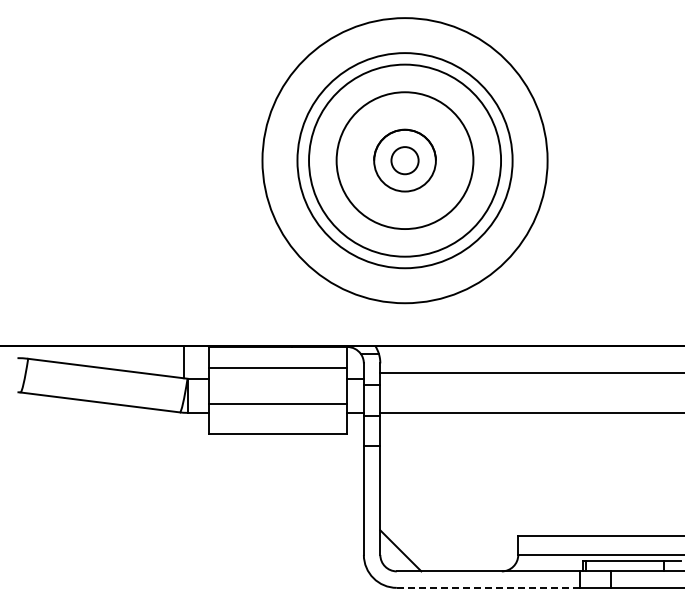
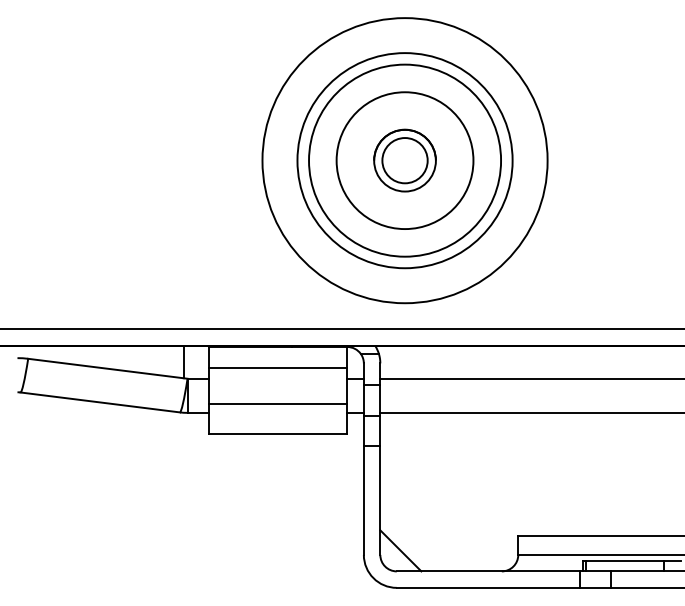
circle diameter: 27 px -> 45 px (404, 160)
line: none -> present (341, 329)
line position: (530, 372) -> (530, 378) (530, 378)
line: dashed -> solid (488, 587)
